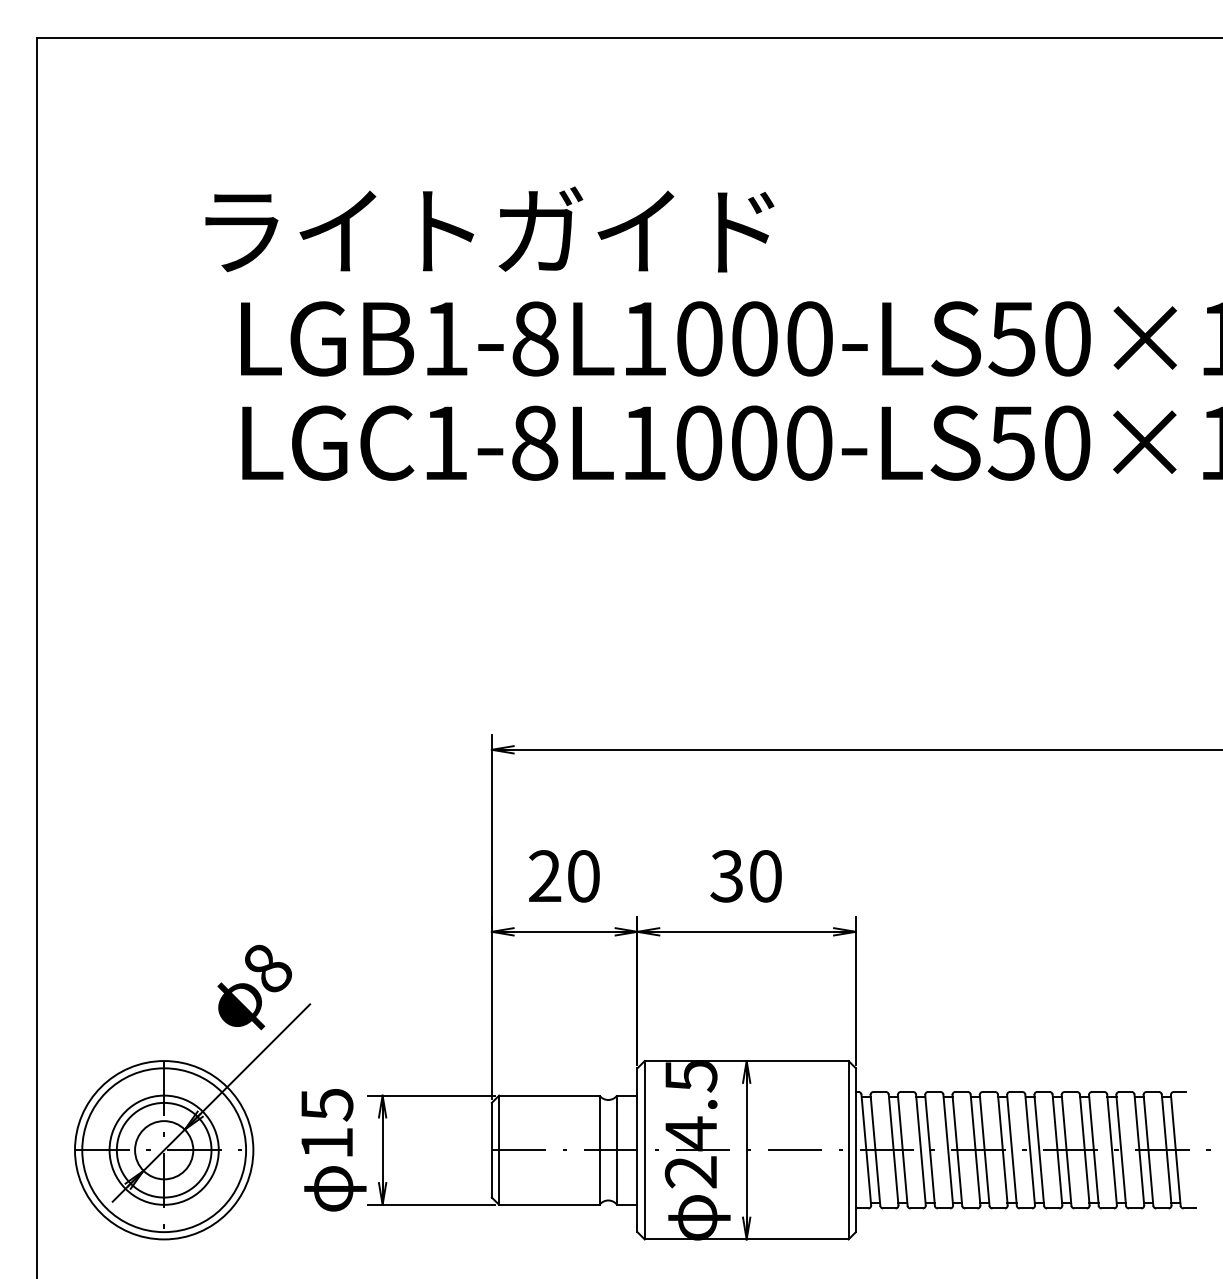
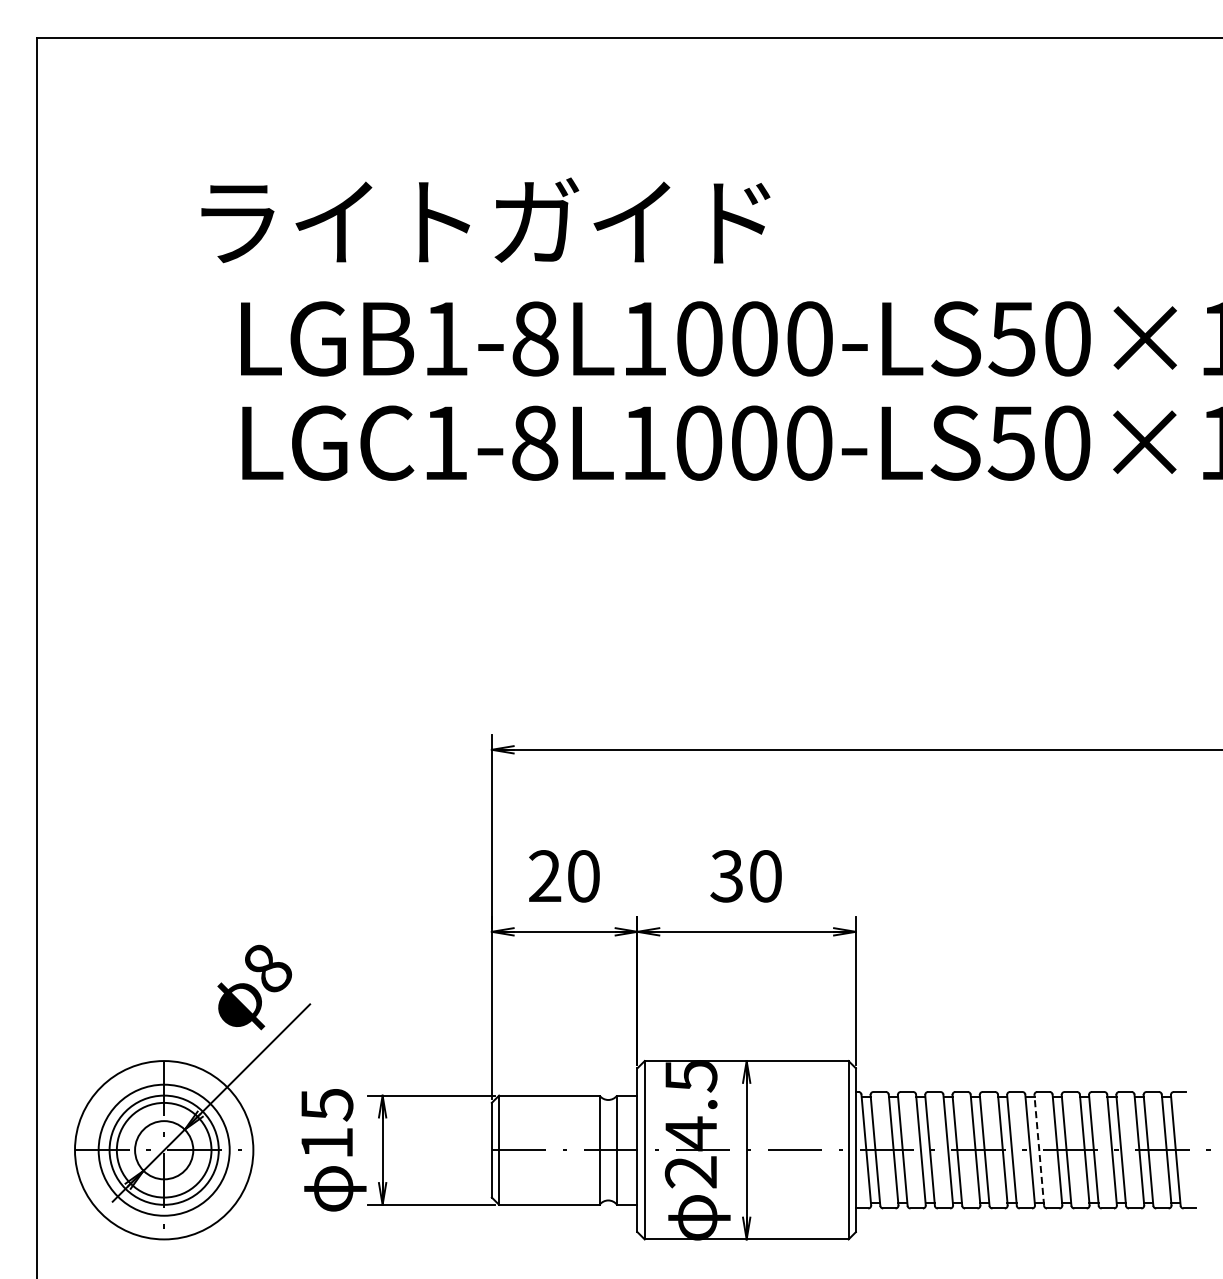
text position: (489, 229) -> (485, 220) (485, 220)
circle diameter: 164 px -> 131 px (163, 1149)
line: solid -> dashed (1039, 1150)
